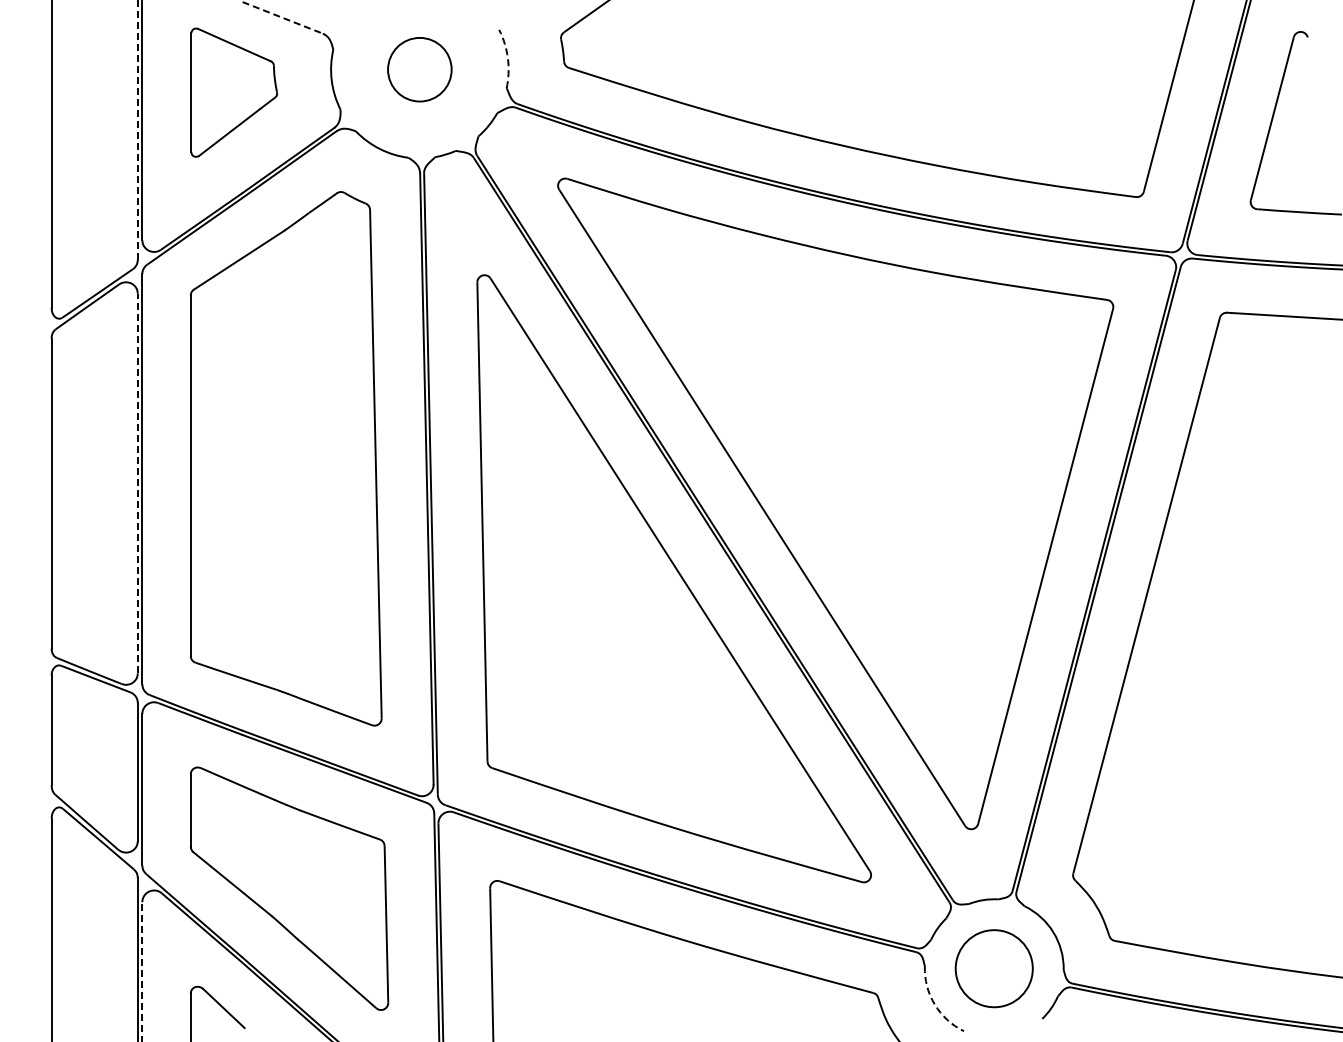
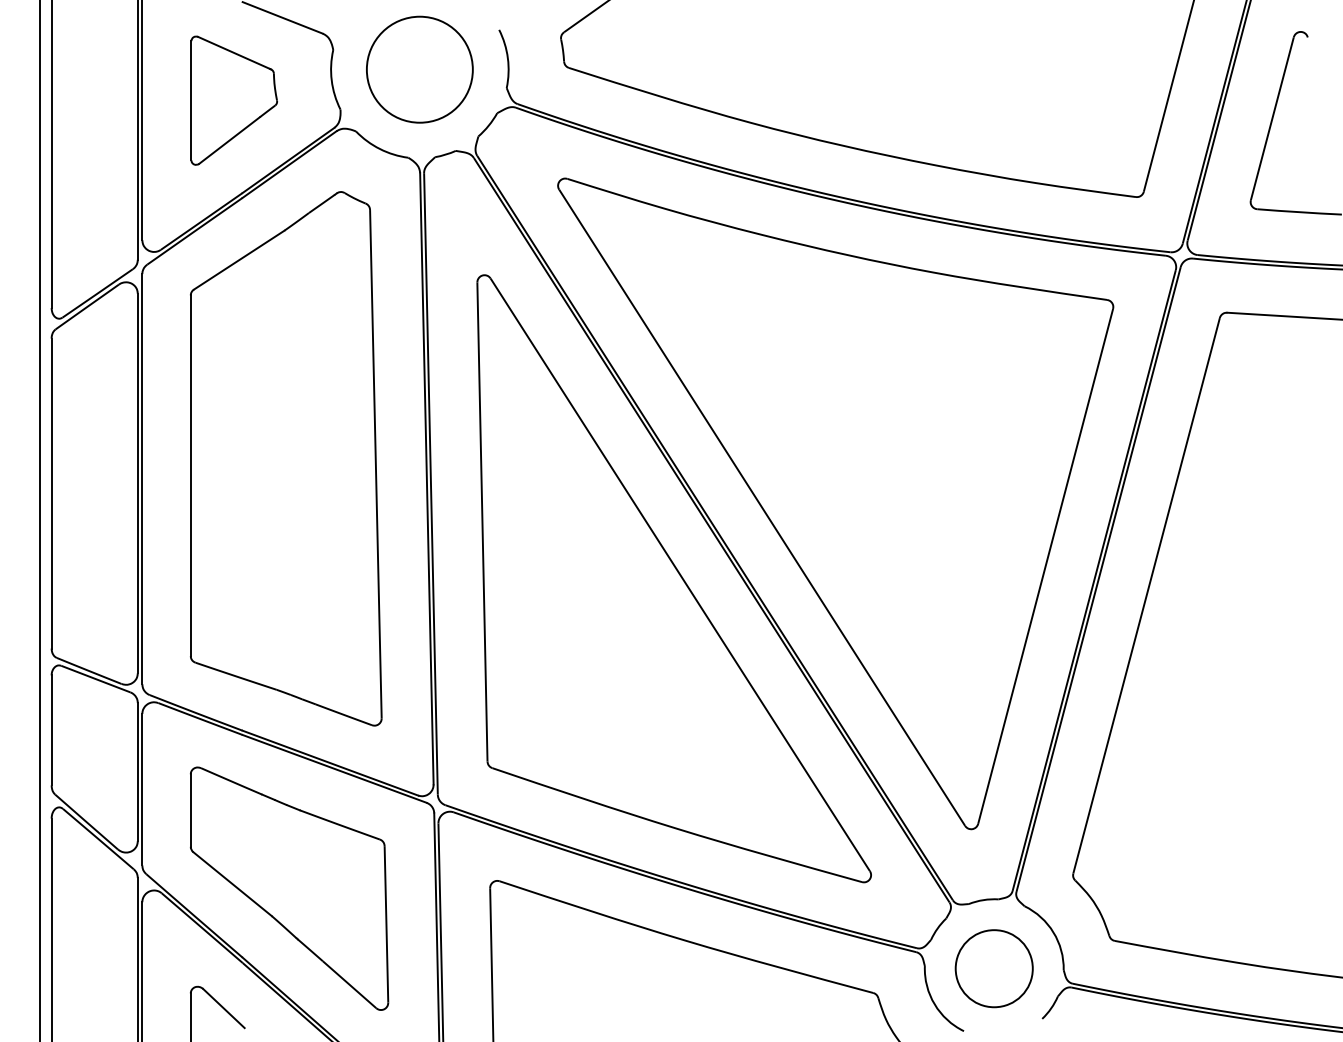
line: dashed -> solid (283, 18)
arc: dashed -> solid (507, 58)
circle diameter: 64 px -> 106 px (419, 69)
part position: (233, 92) -> (233, 100) (233, 100)
line: dashed -> solid (137, 130)
line: dashed -> solid (137, 483)
line: none -> present (40, 520)
line: dashed -> solid (142, 971)
arc: dashed -> solid (934, 1004)
